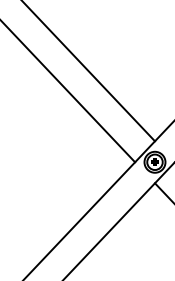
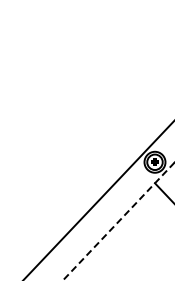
line: present -> none (88, 71)
line: present -> none (68, 91)
line: solid -> dashed (118, 222)
